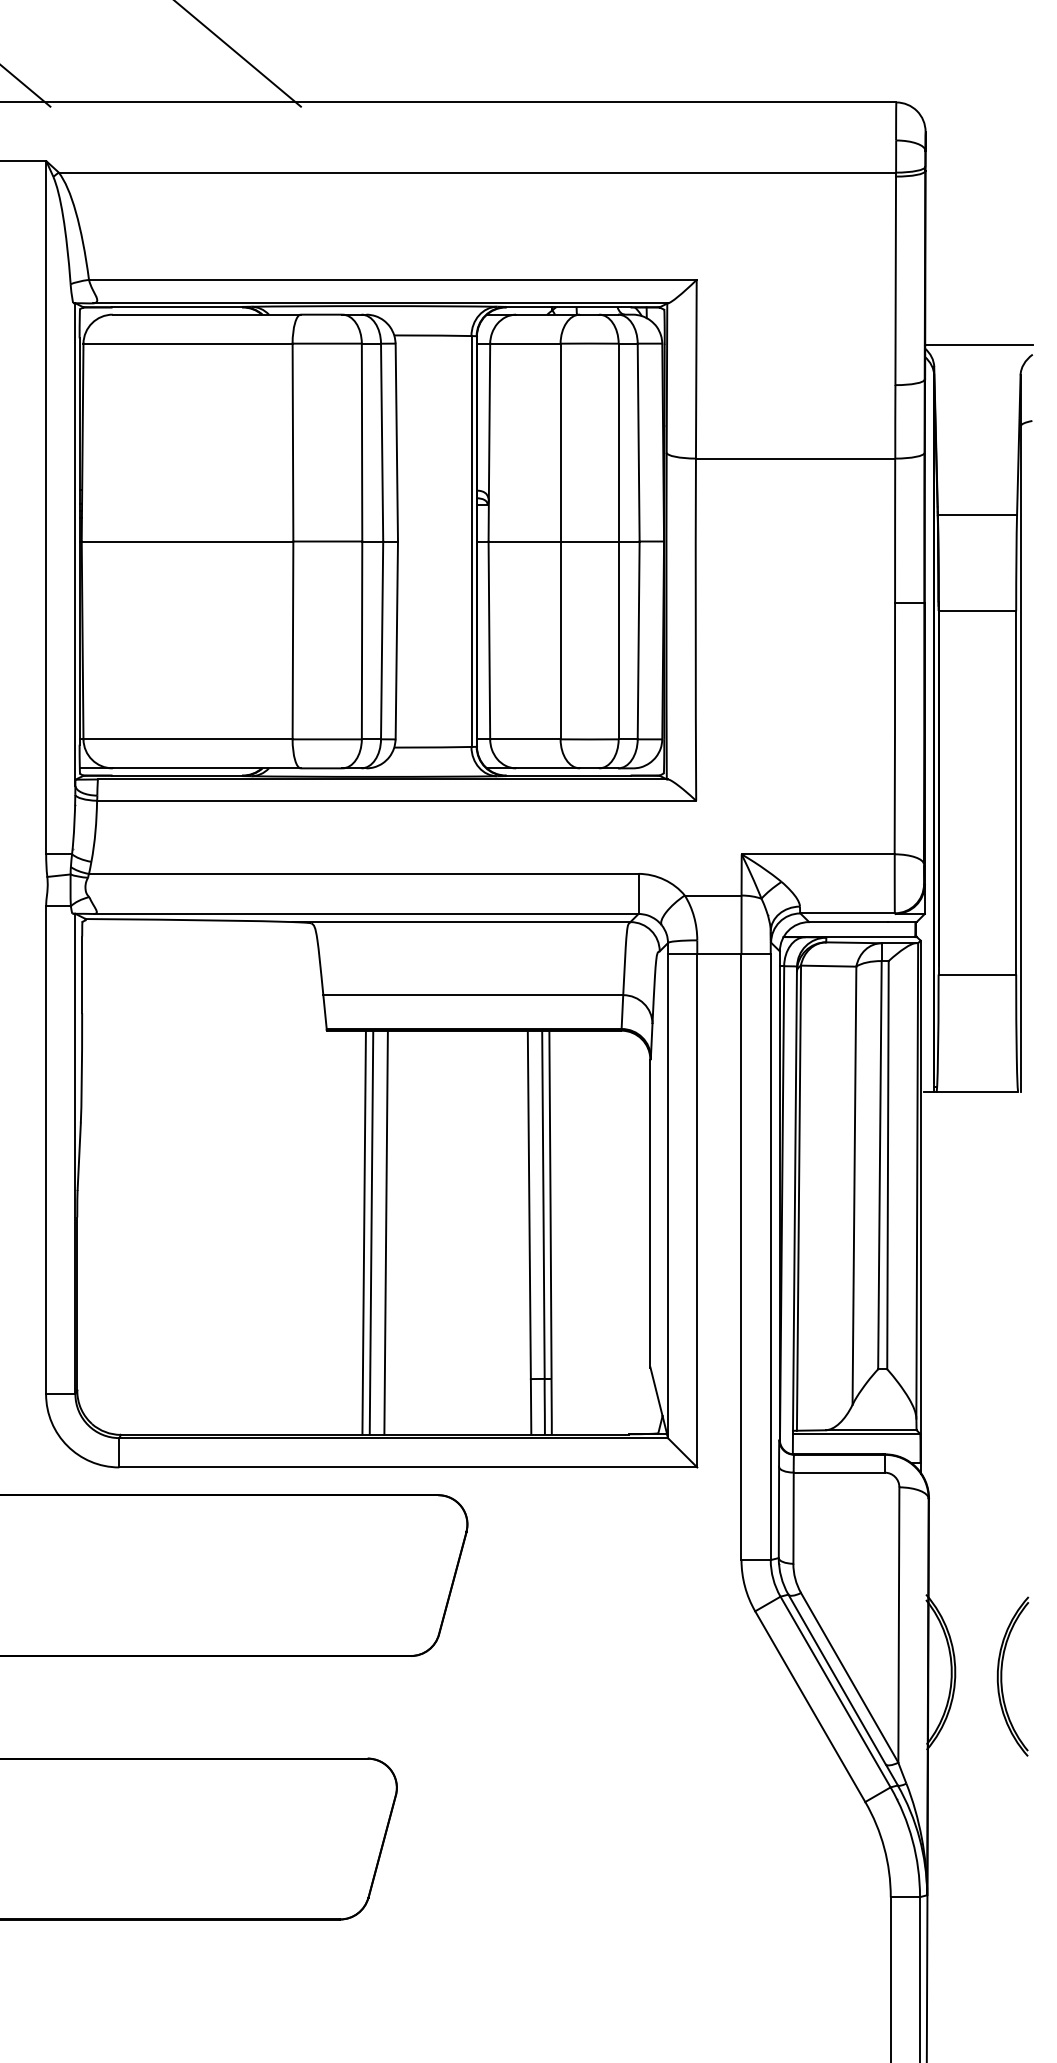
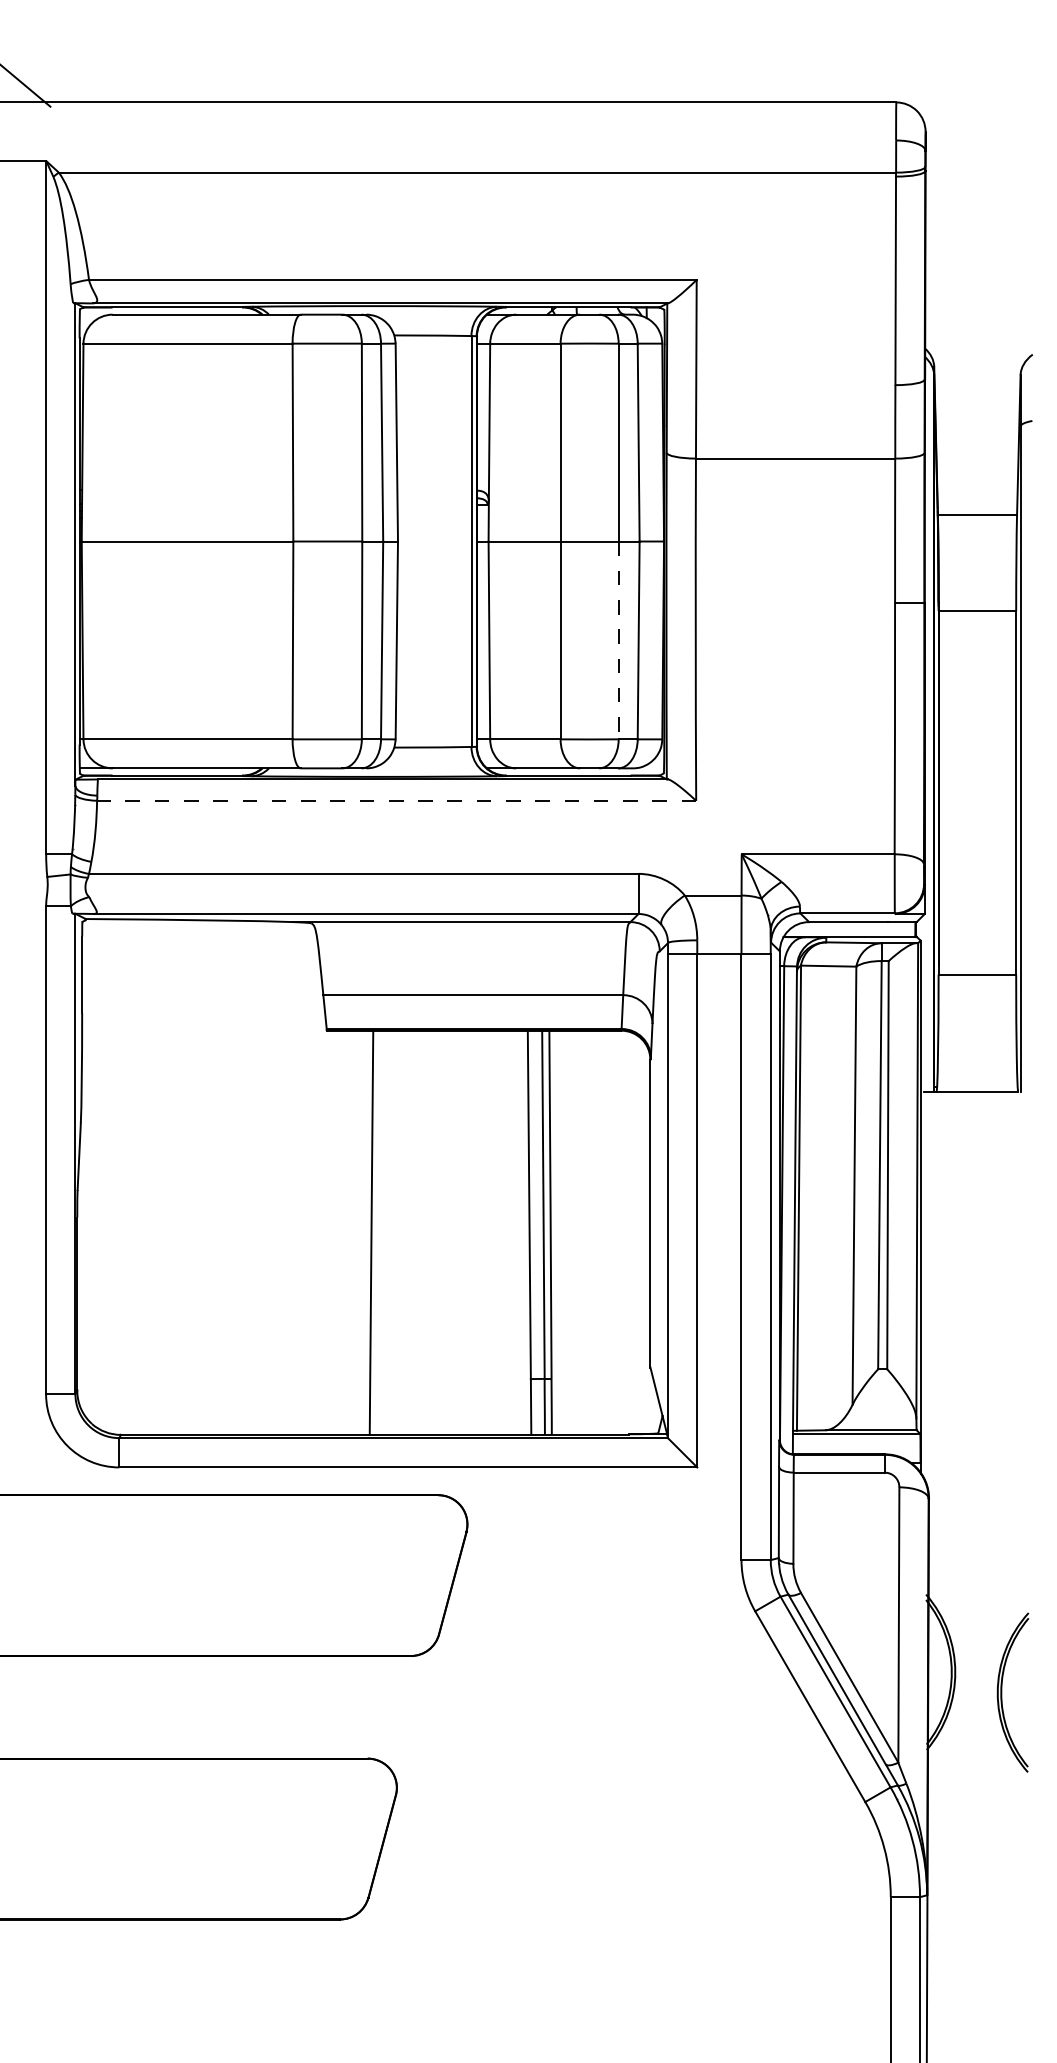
line: present -> none (238, 54)
line: present -> none (978, 345)
line: solid -> dashed (618, 640)
line: solid -> dashed (396, 800)
line: present -> none (363, 1232)
line: present -> none (385, 1232)
part position: (1002, 1676) -> (1002, 1692) (1002, 1692)
